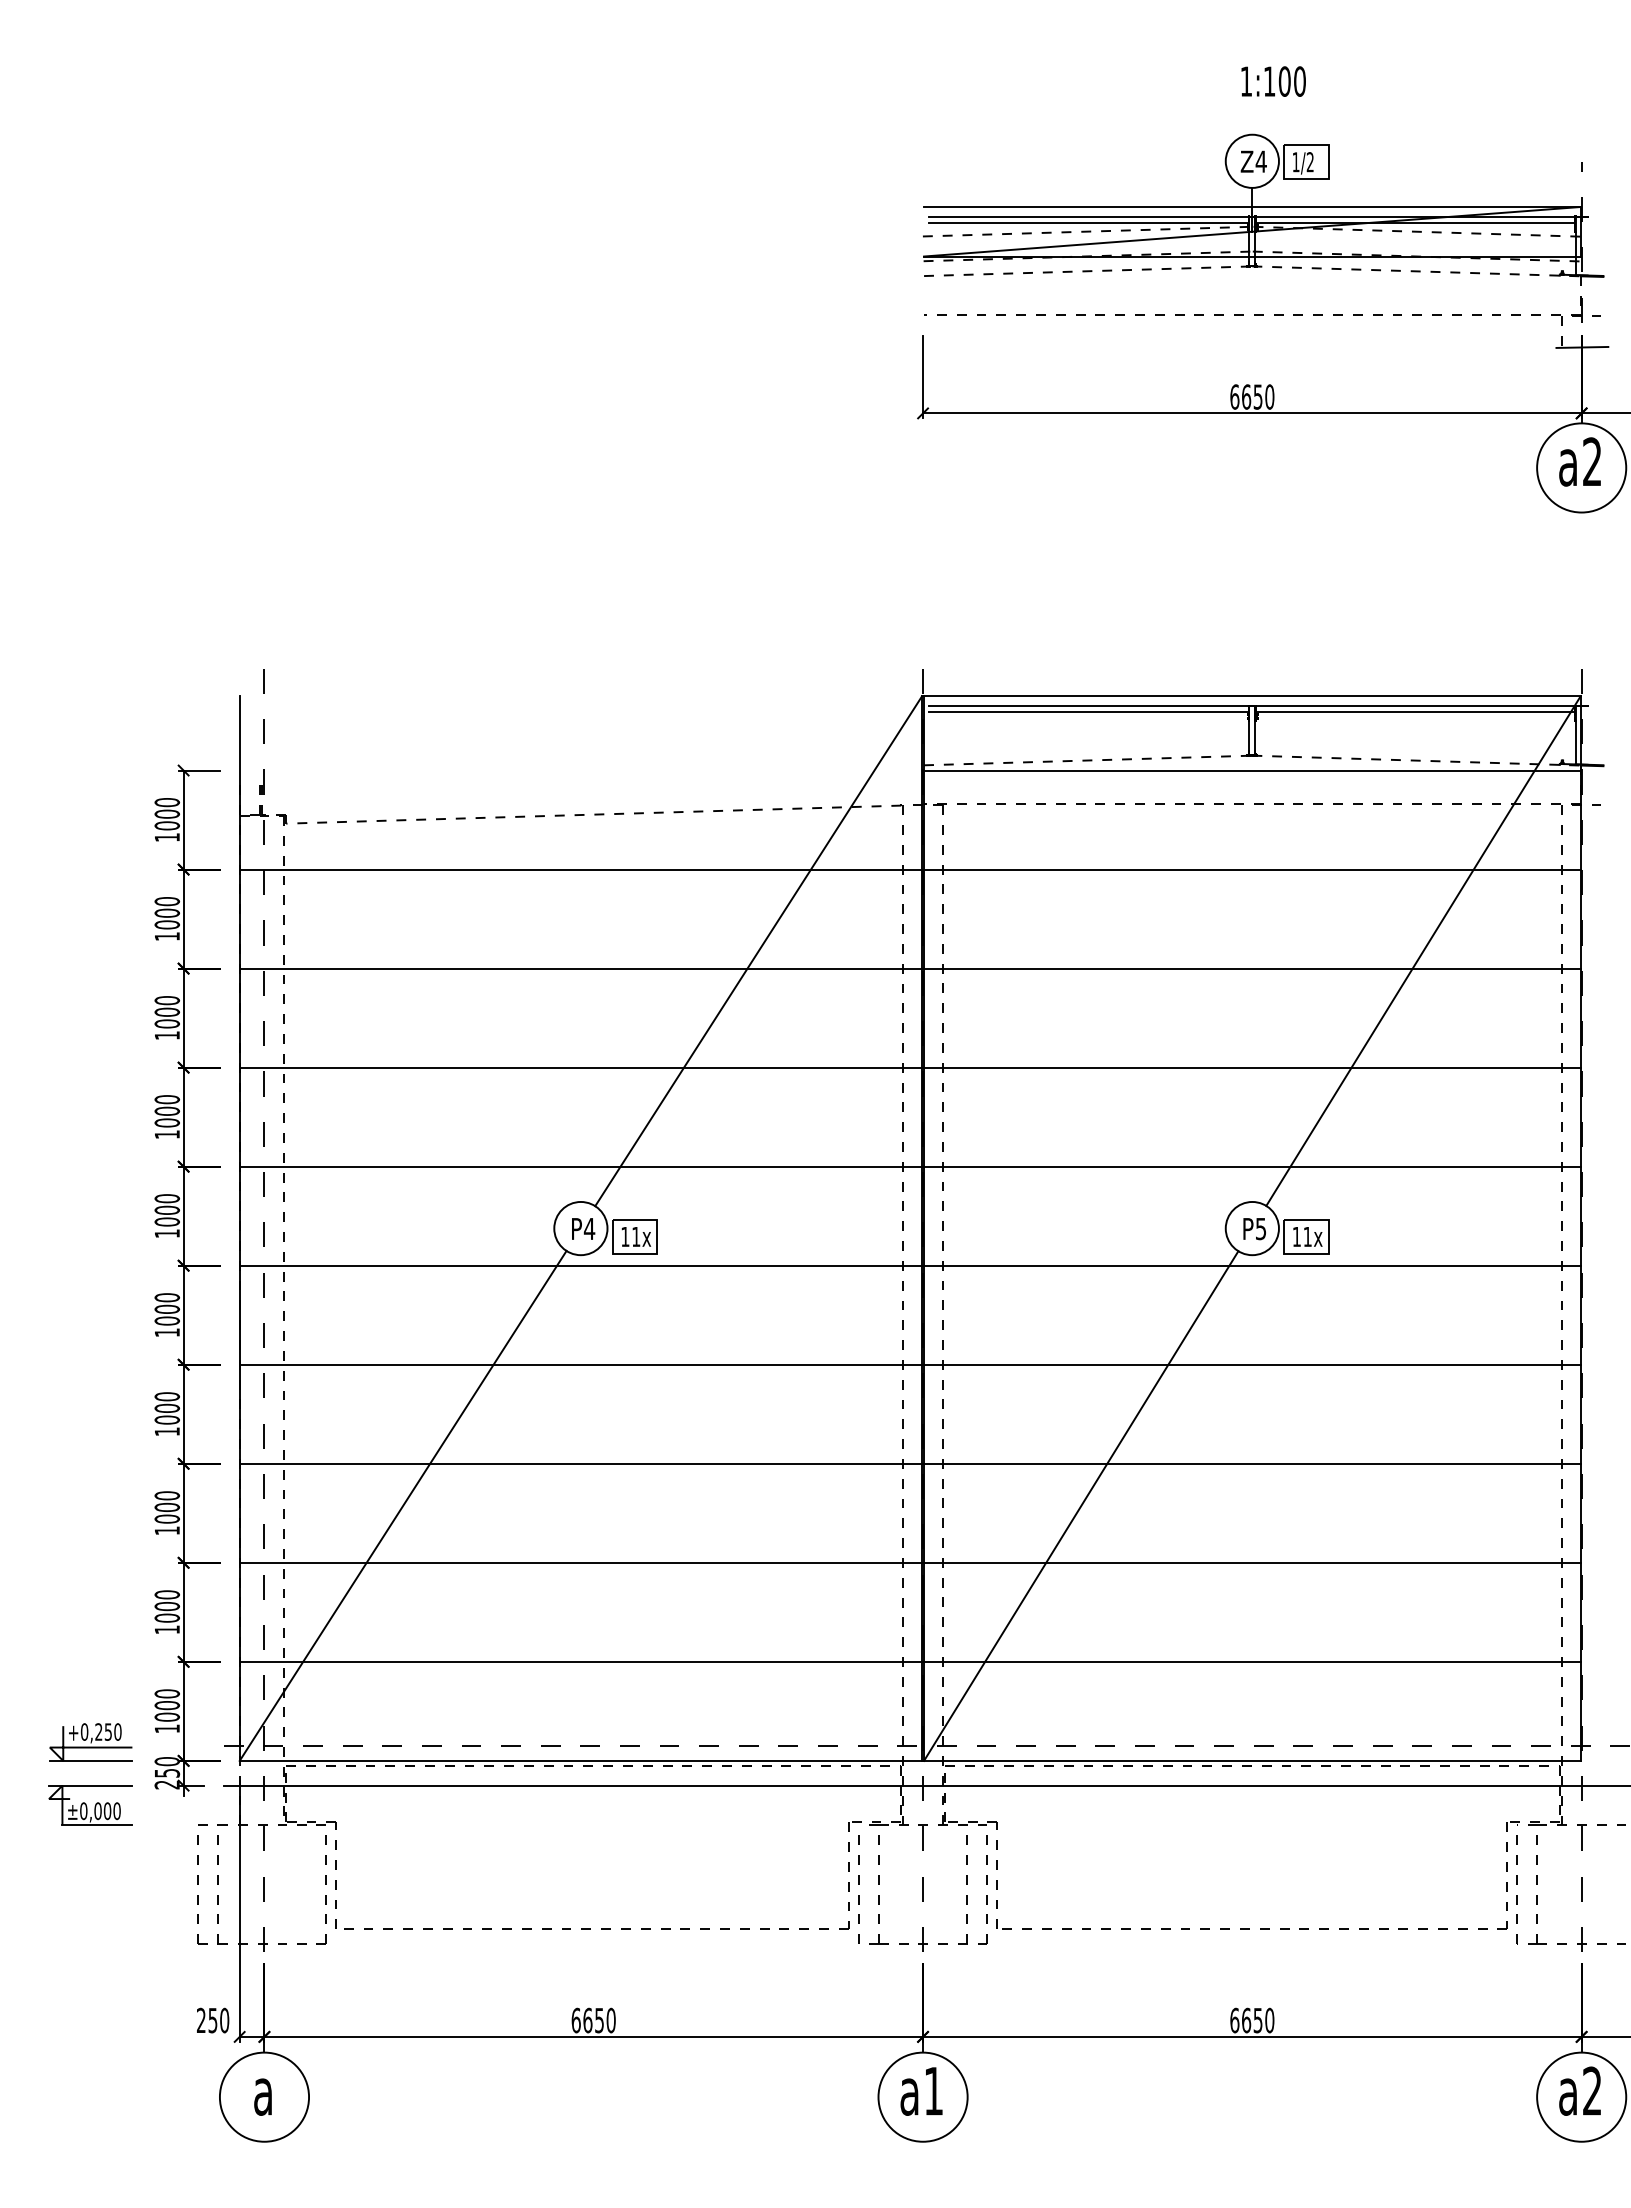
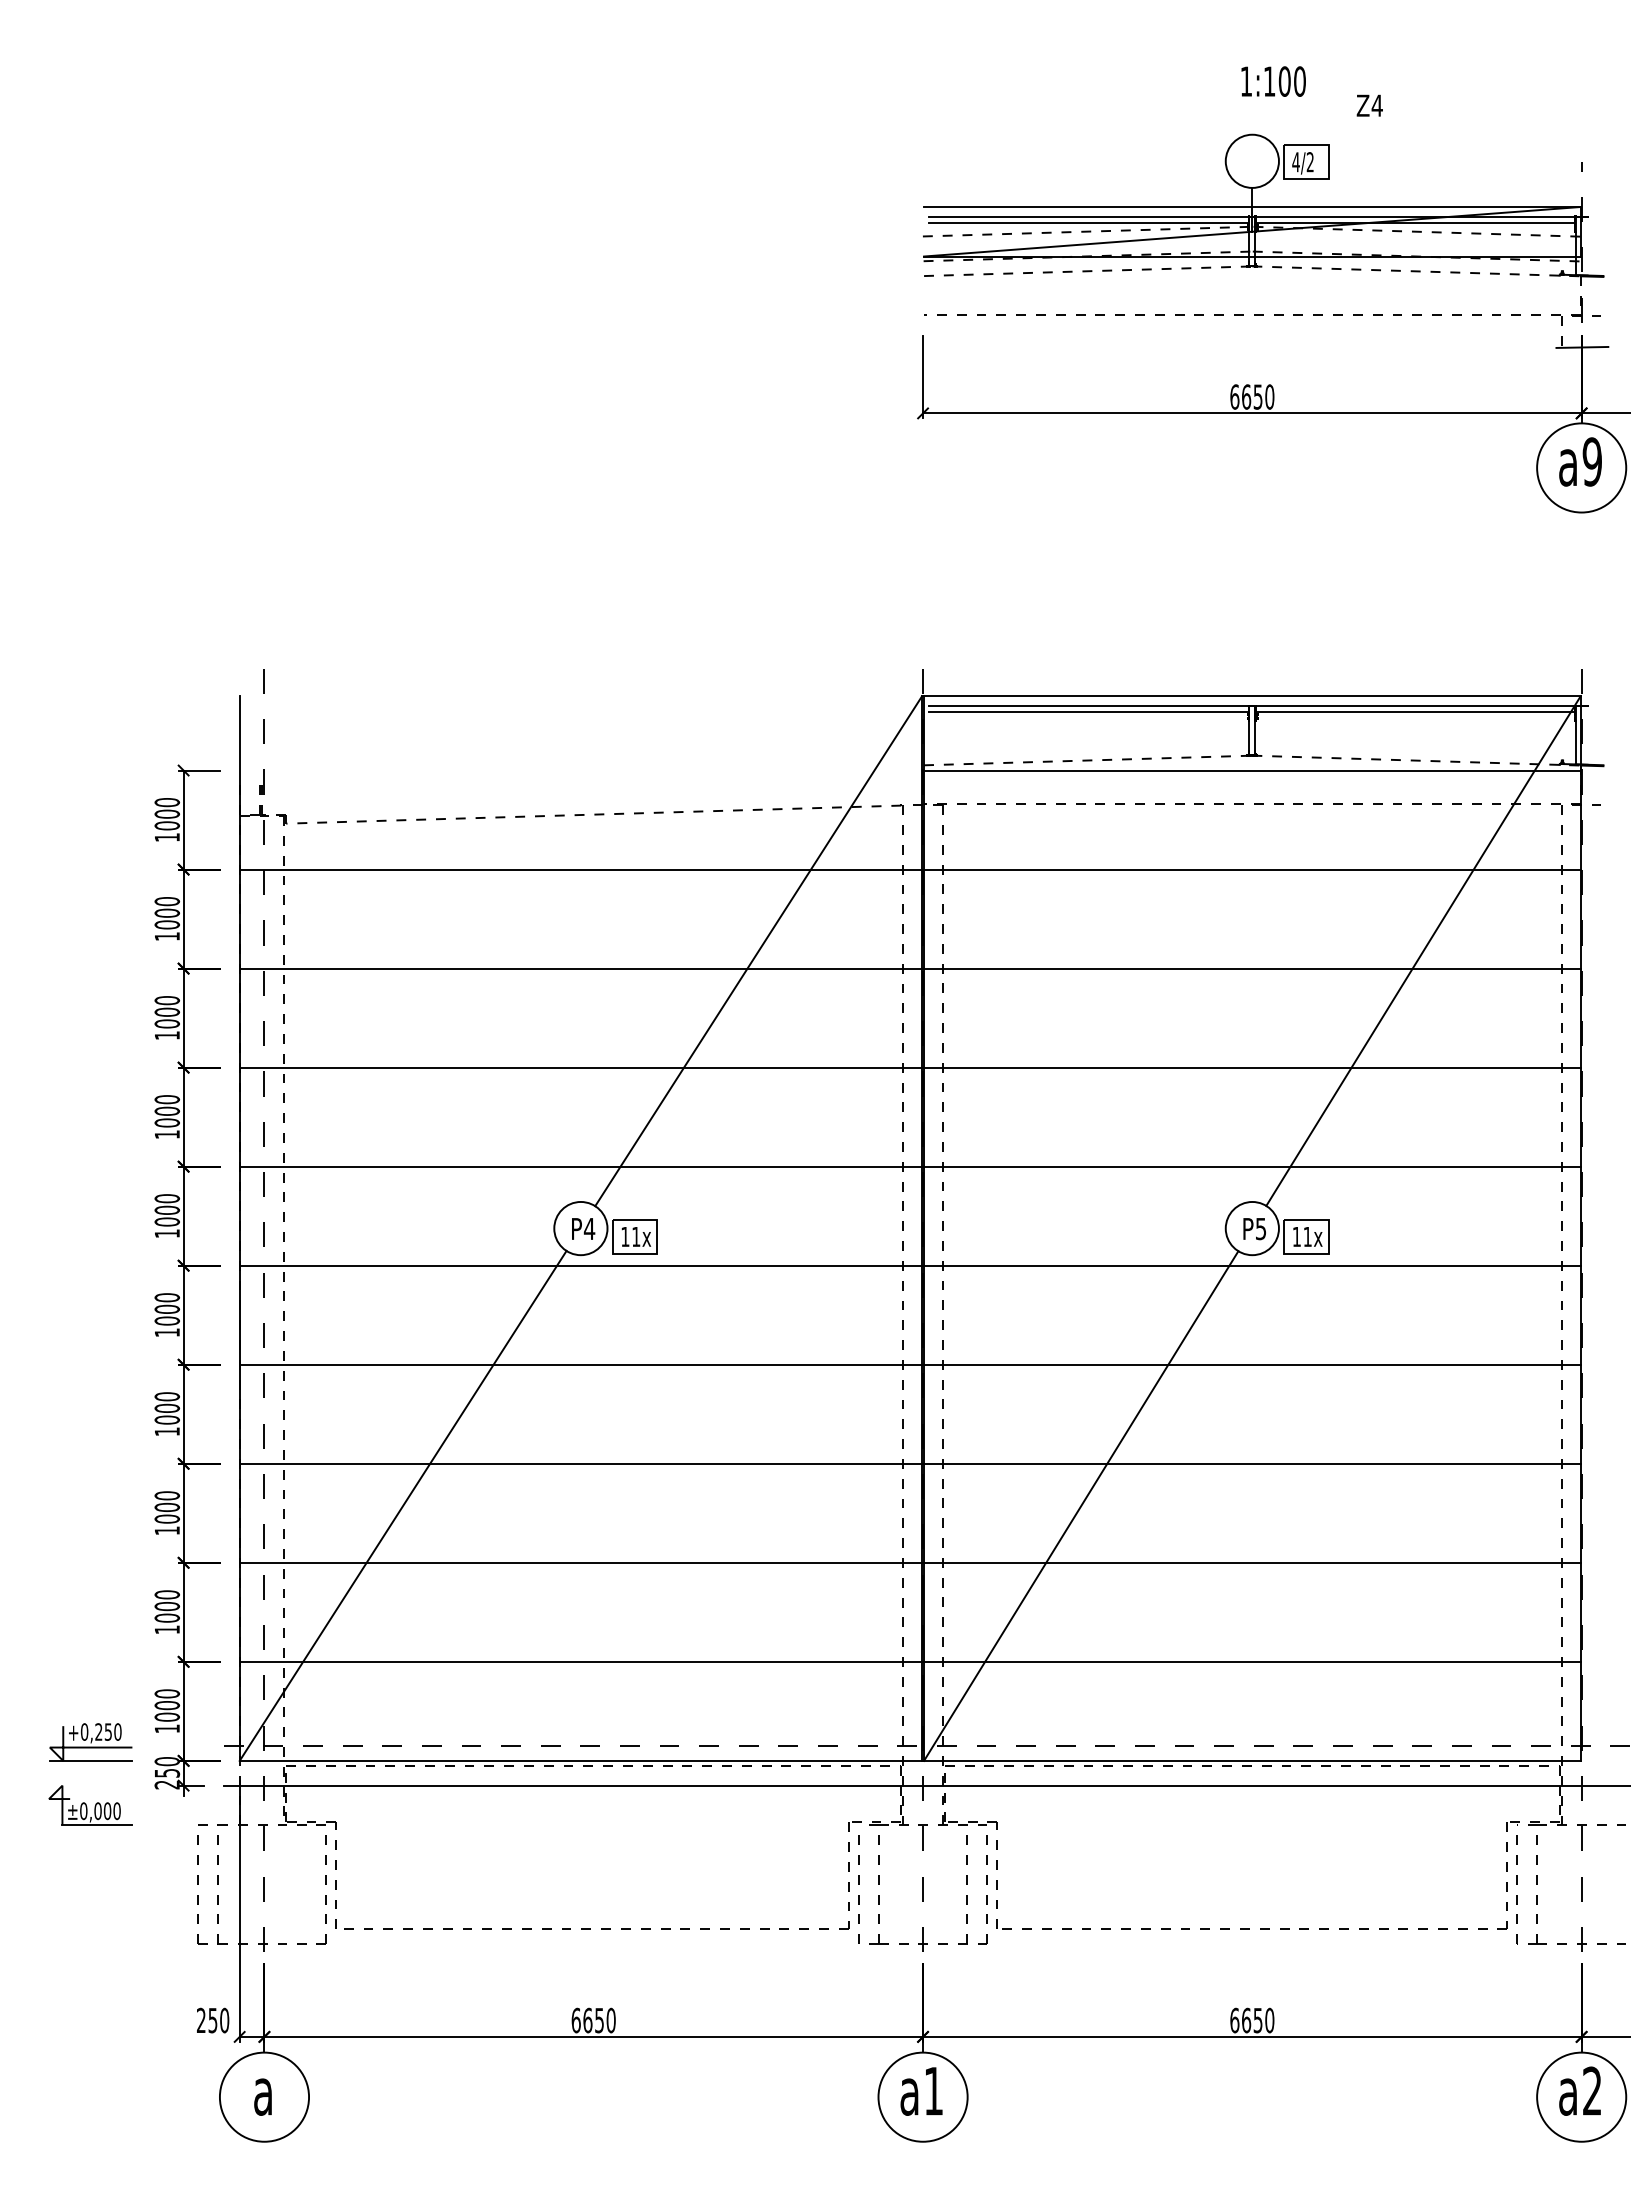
text position: (1253, 161) -> (1369, 105) (1369, 105)
text: 1/2 -> 4/2 (1295, 162)
text: a2 -> a9 (1591, 461)
line: present -> none (90, 1785)
